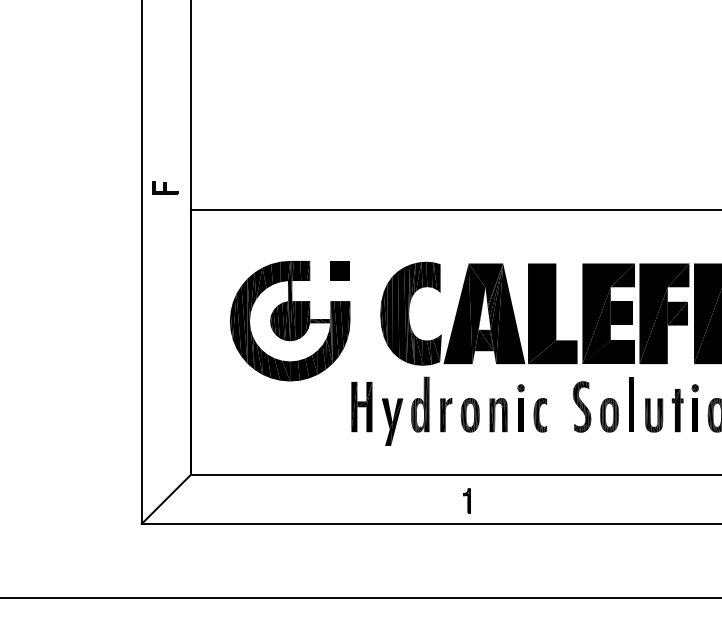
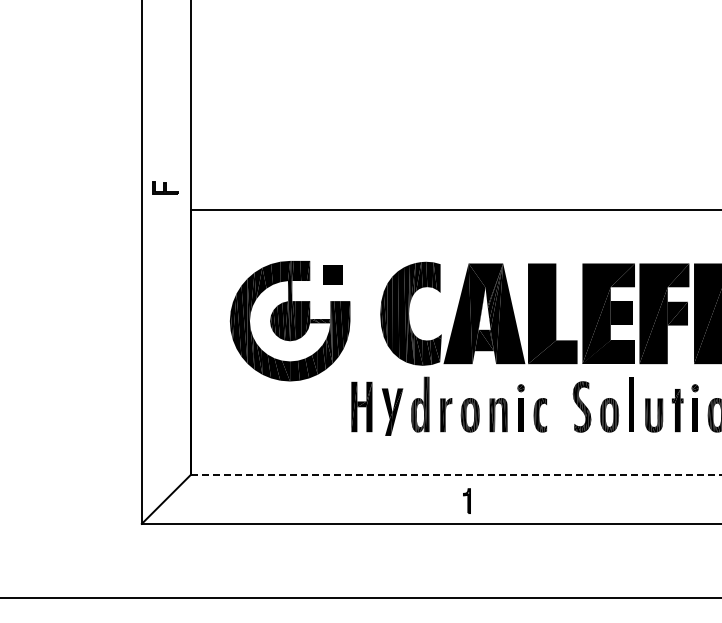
part position: (339, 270) -> (332, 274) (332, 274)
part position: (392, 421) -> (392, 411) (392, 411)
line: solid -> dashed (456, 474)
